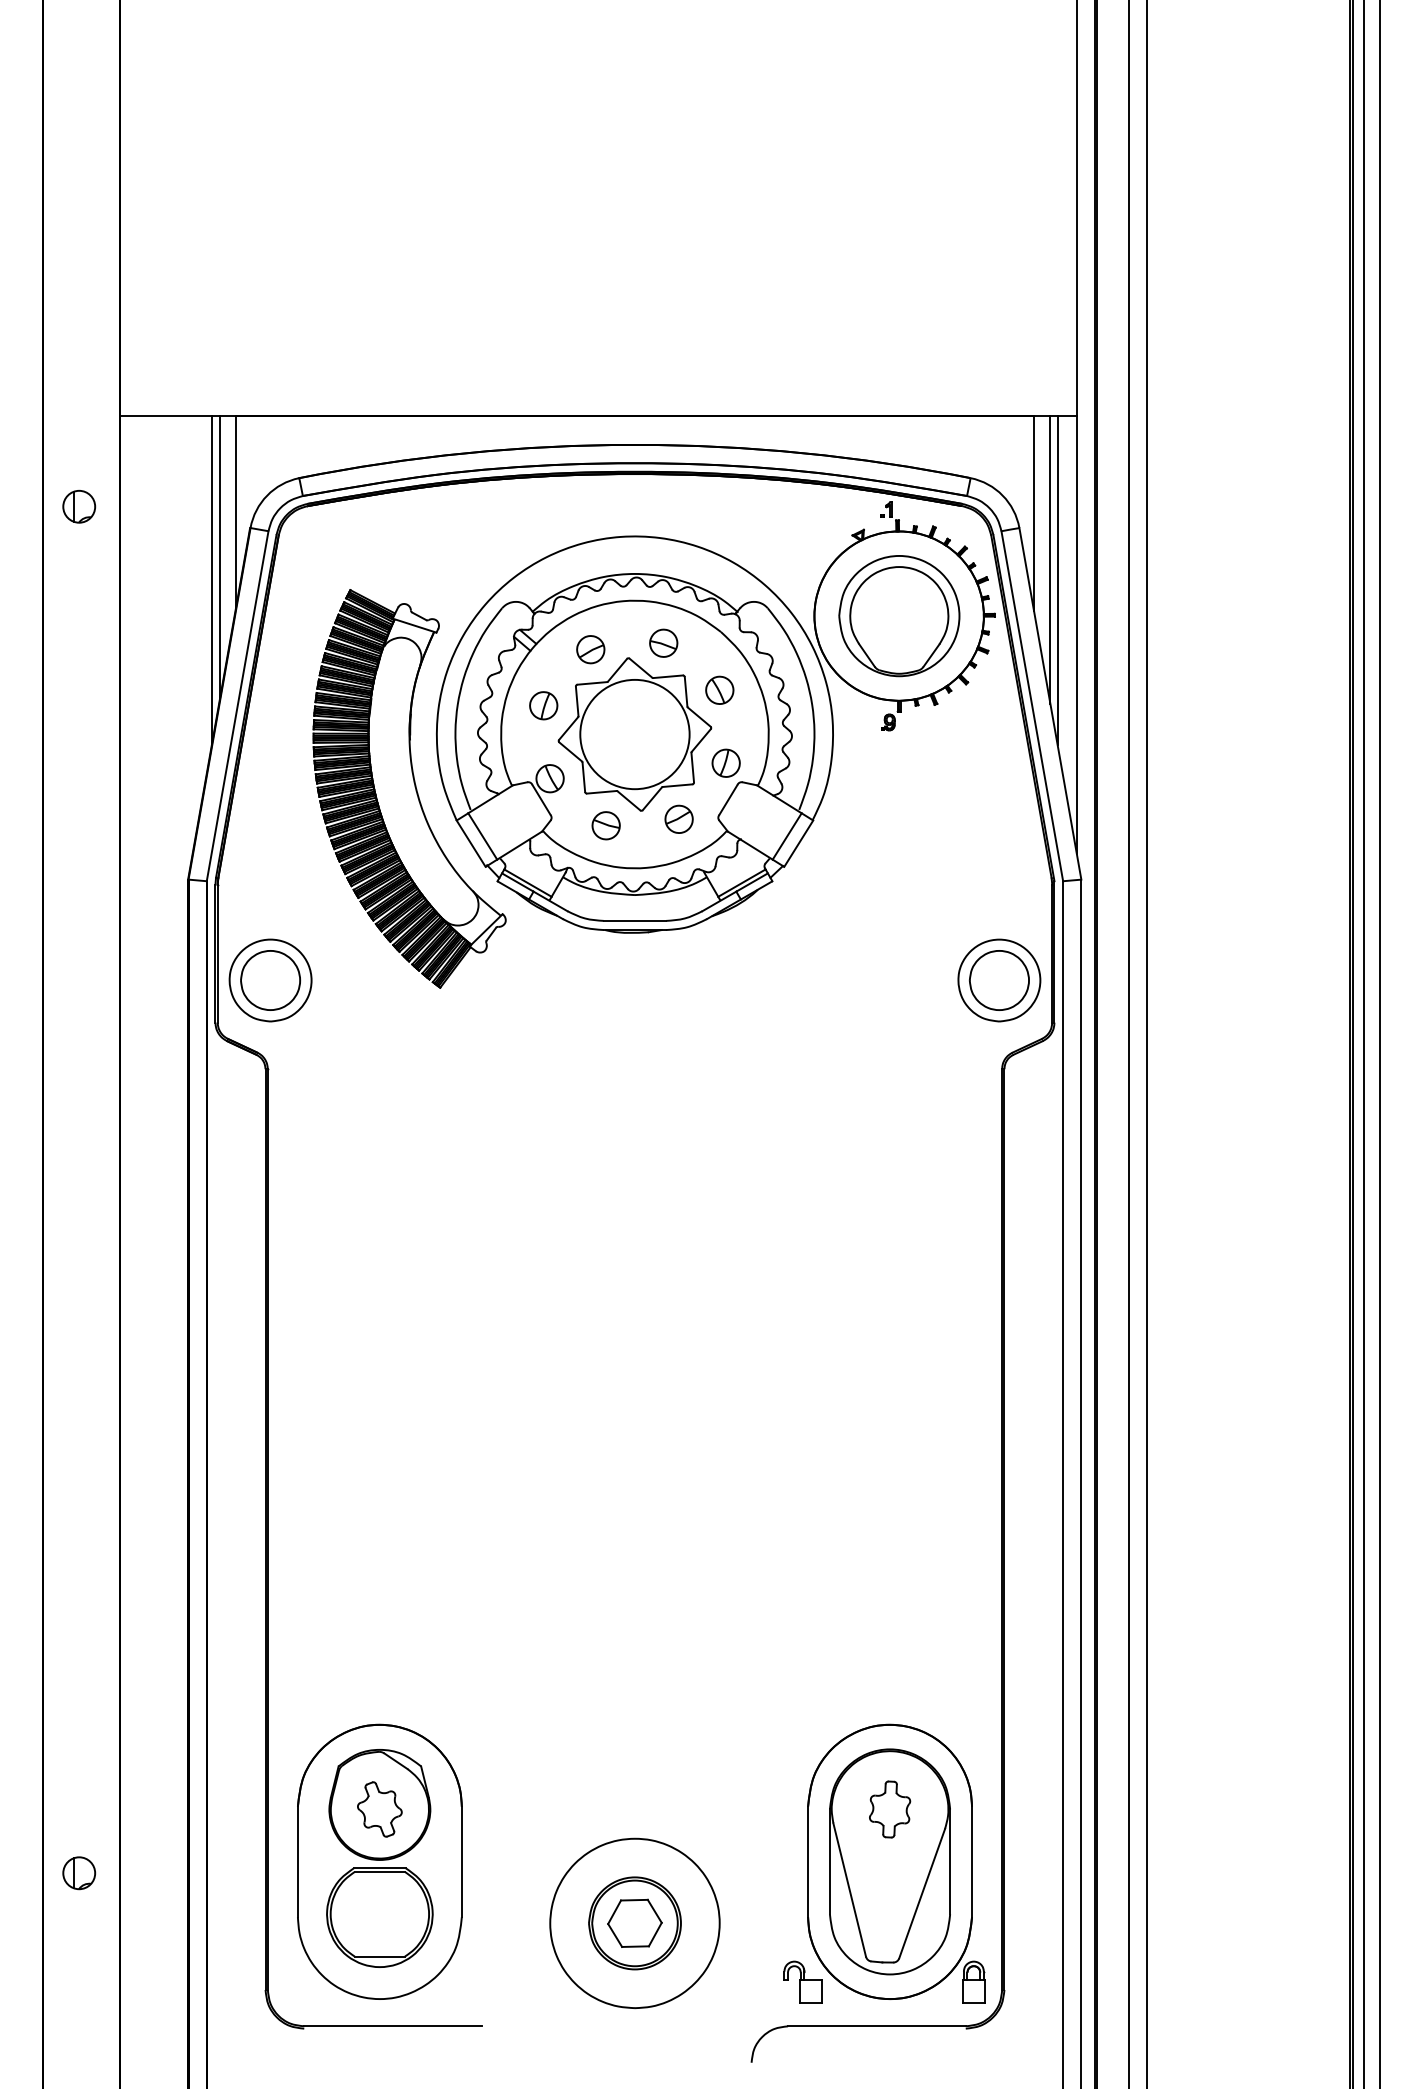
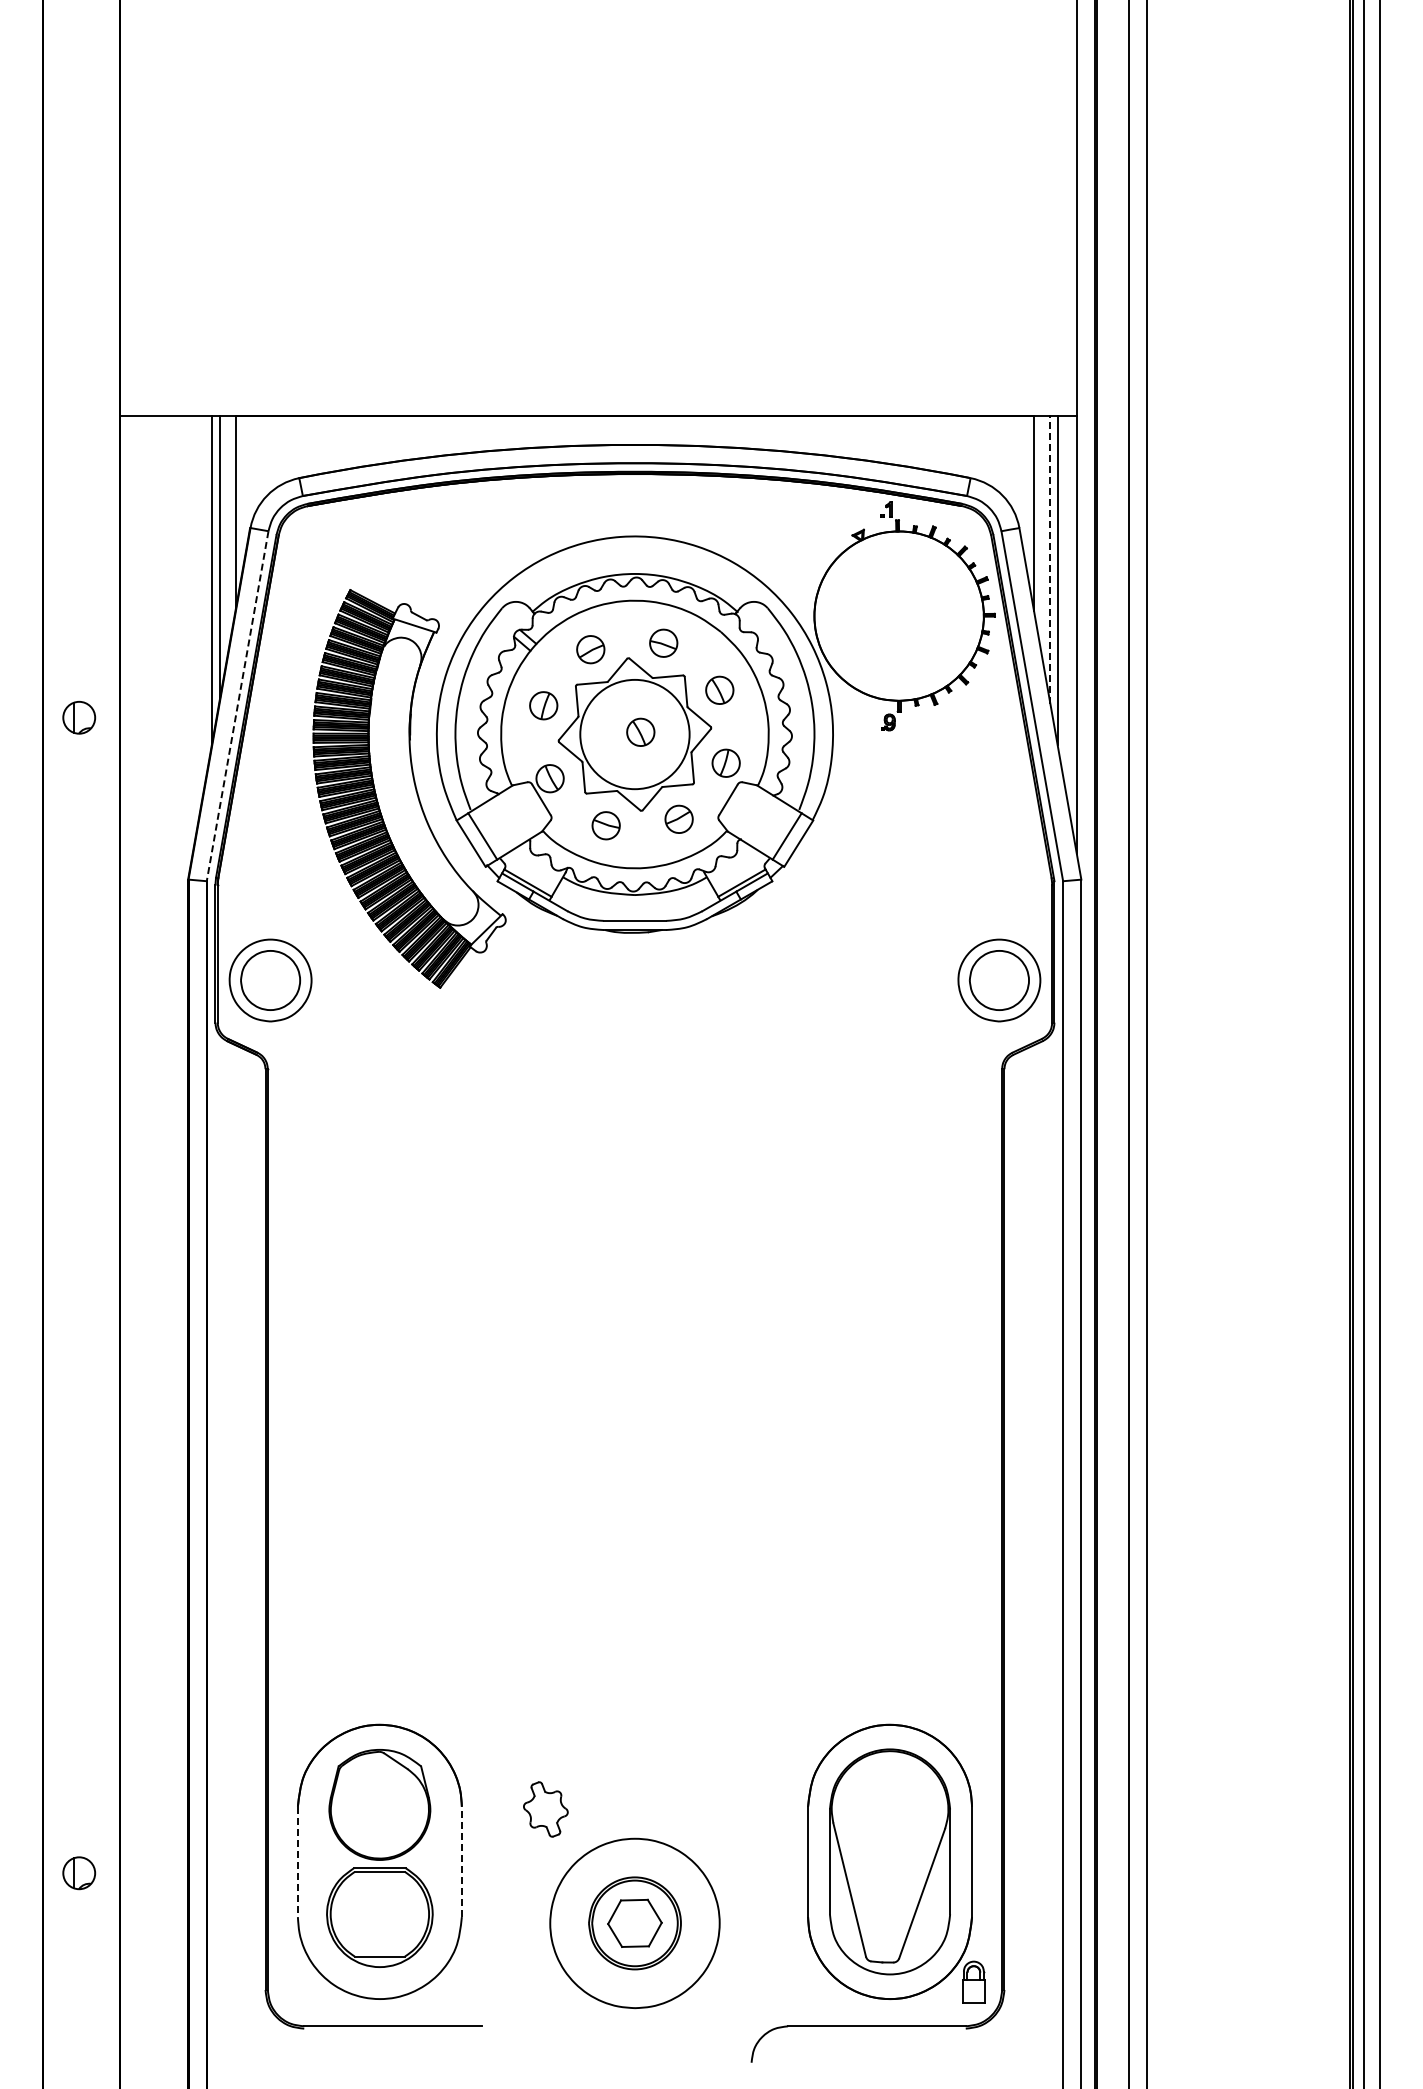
part position: (79, 506) -> (79, 717) (79, 717)
line: solid -> dashed (1050, 559)
part: present -> none (899, 616)
line: solid -> dashed (237, 706)
part: none -> present (640, 731)
part position: (379, 1809) -> (545, 1809) (545, 1809)
part: present -> none (890, 1809)
line: solid -> dashed (461, 1861)
line: solid -> dashed (297, 1862)
part: present -> none (802, 1981)
